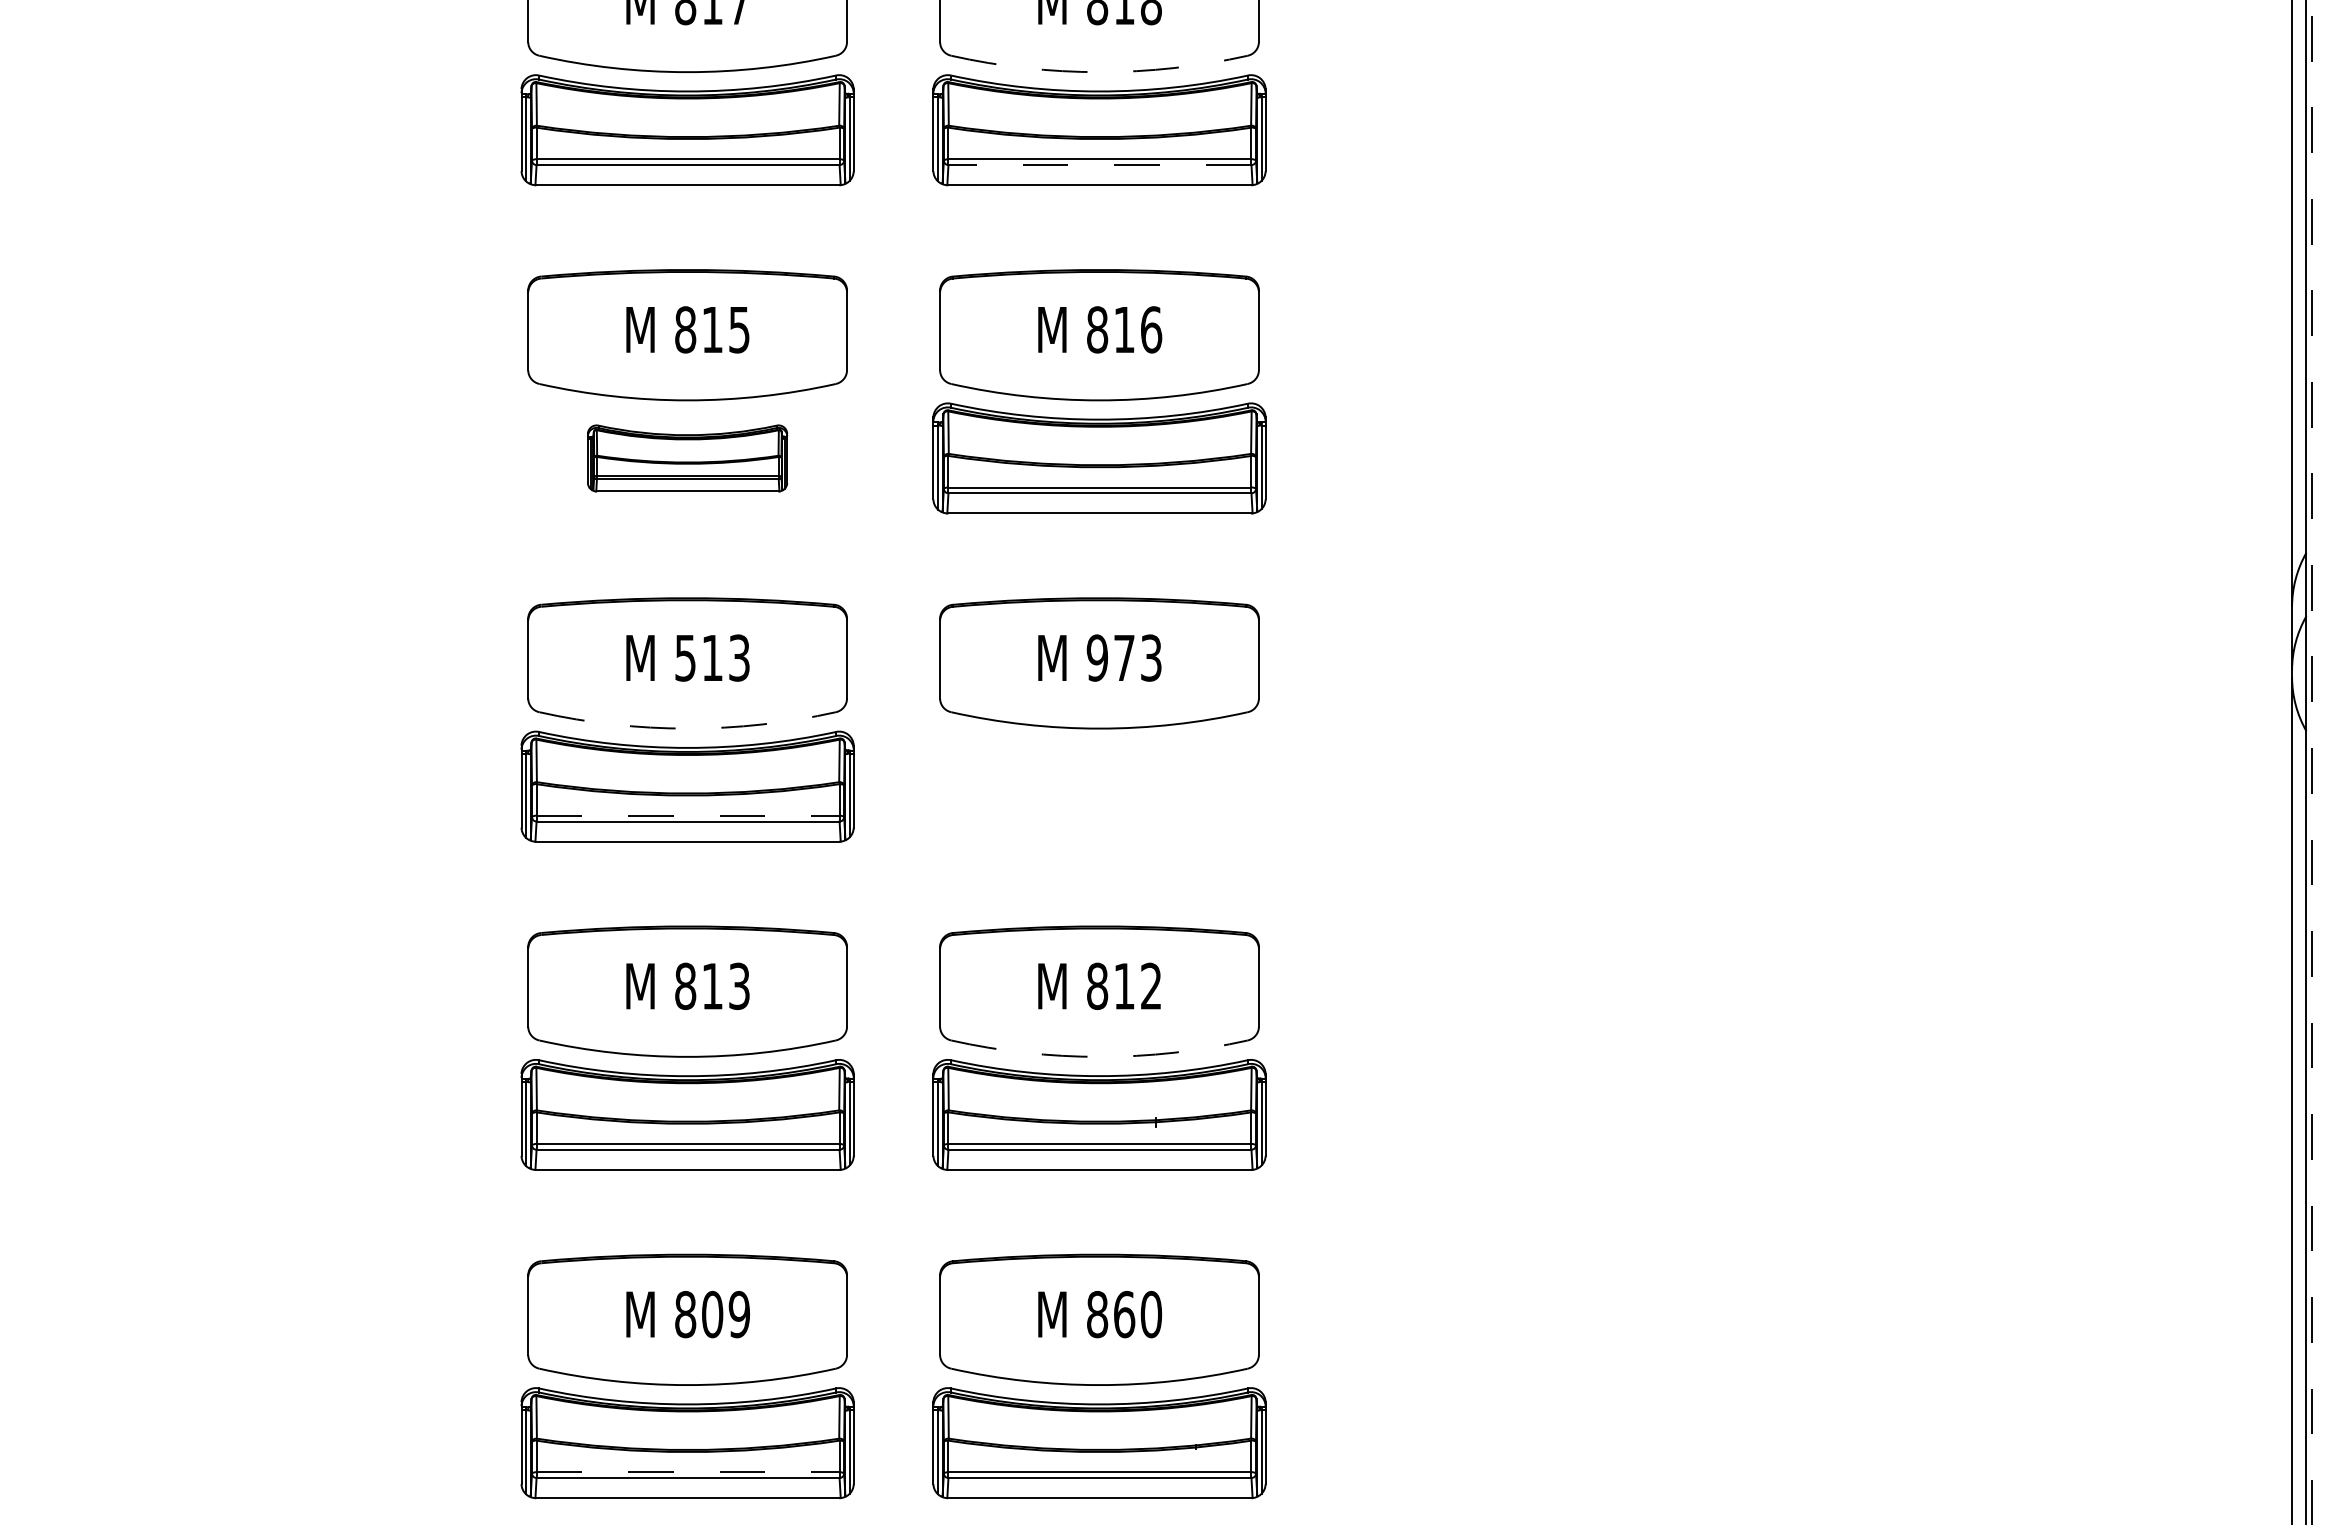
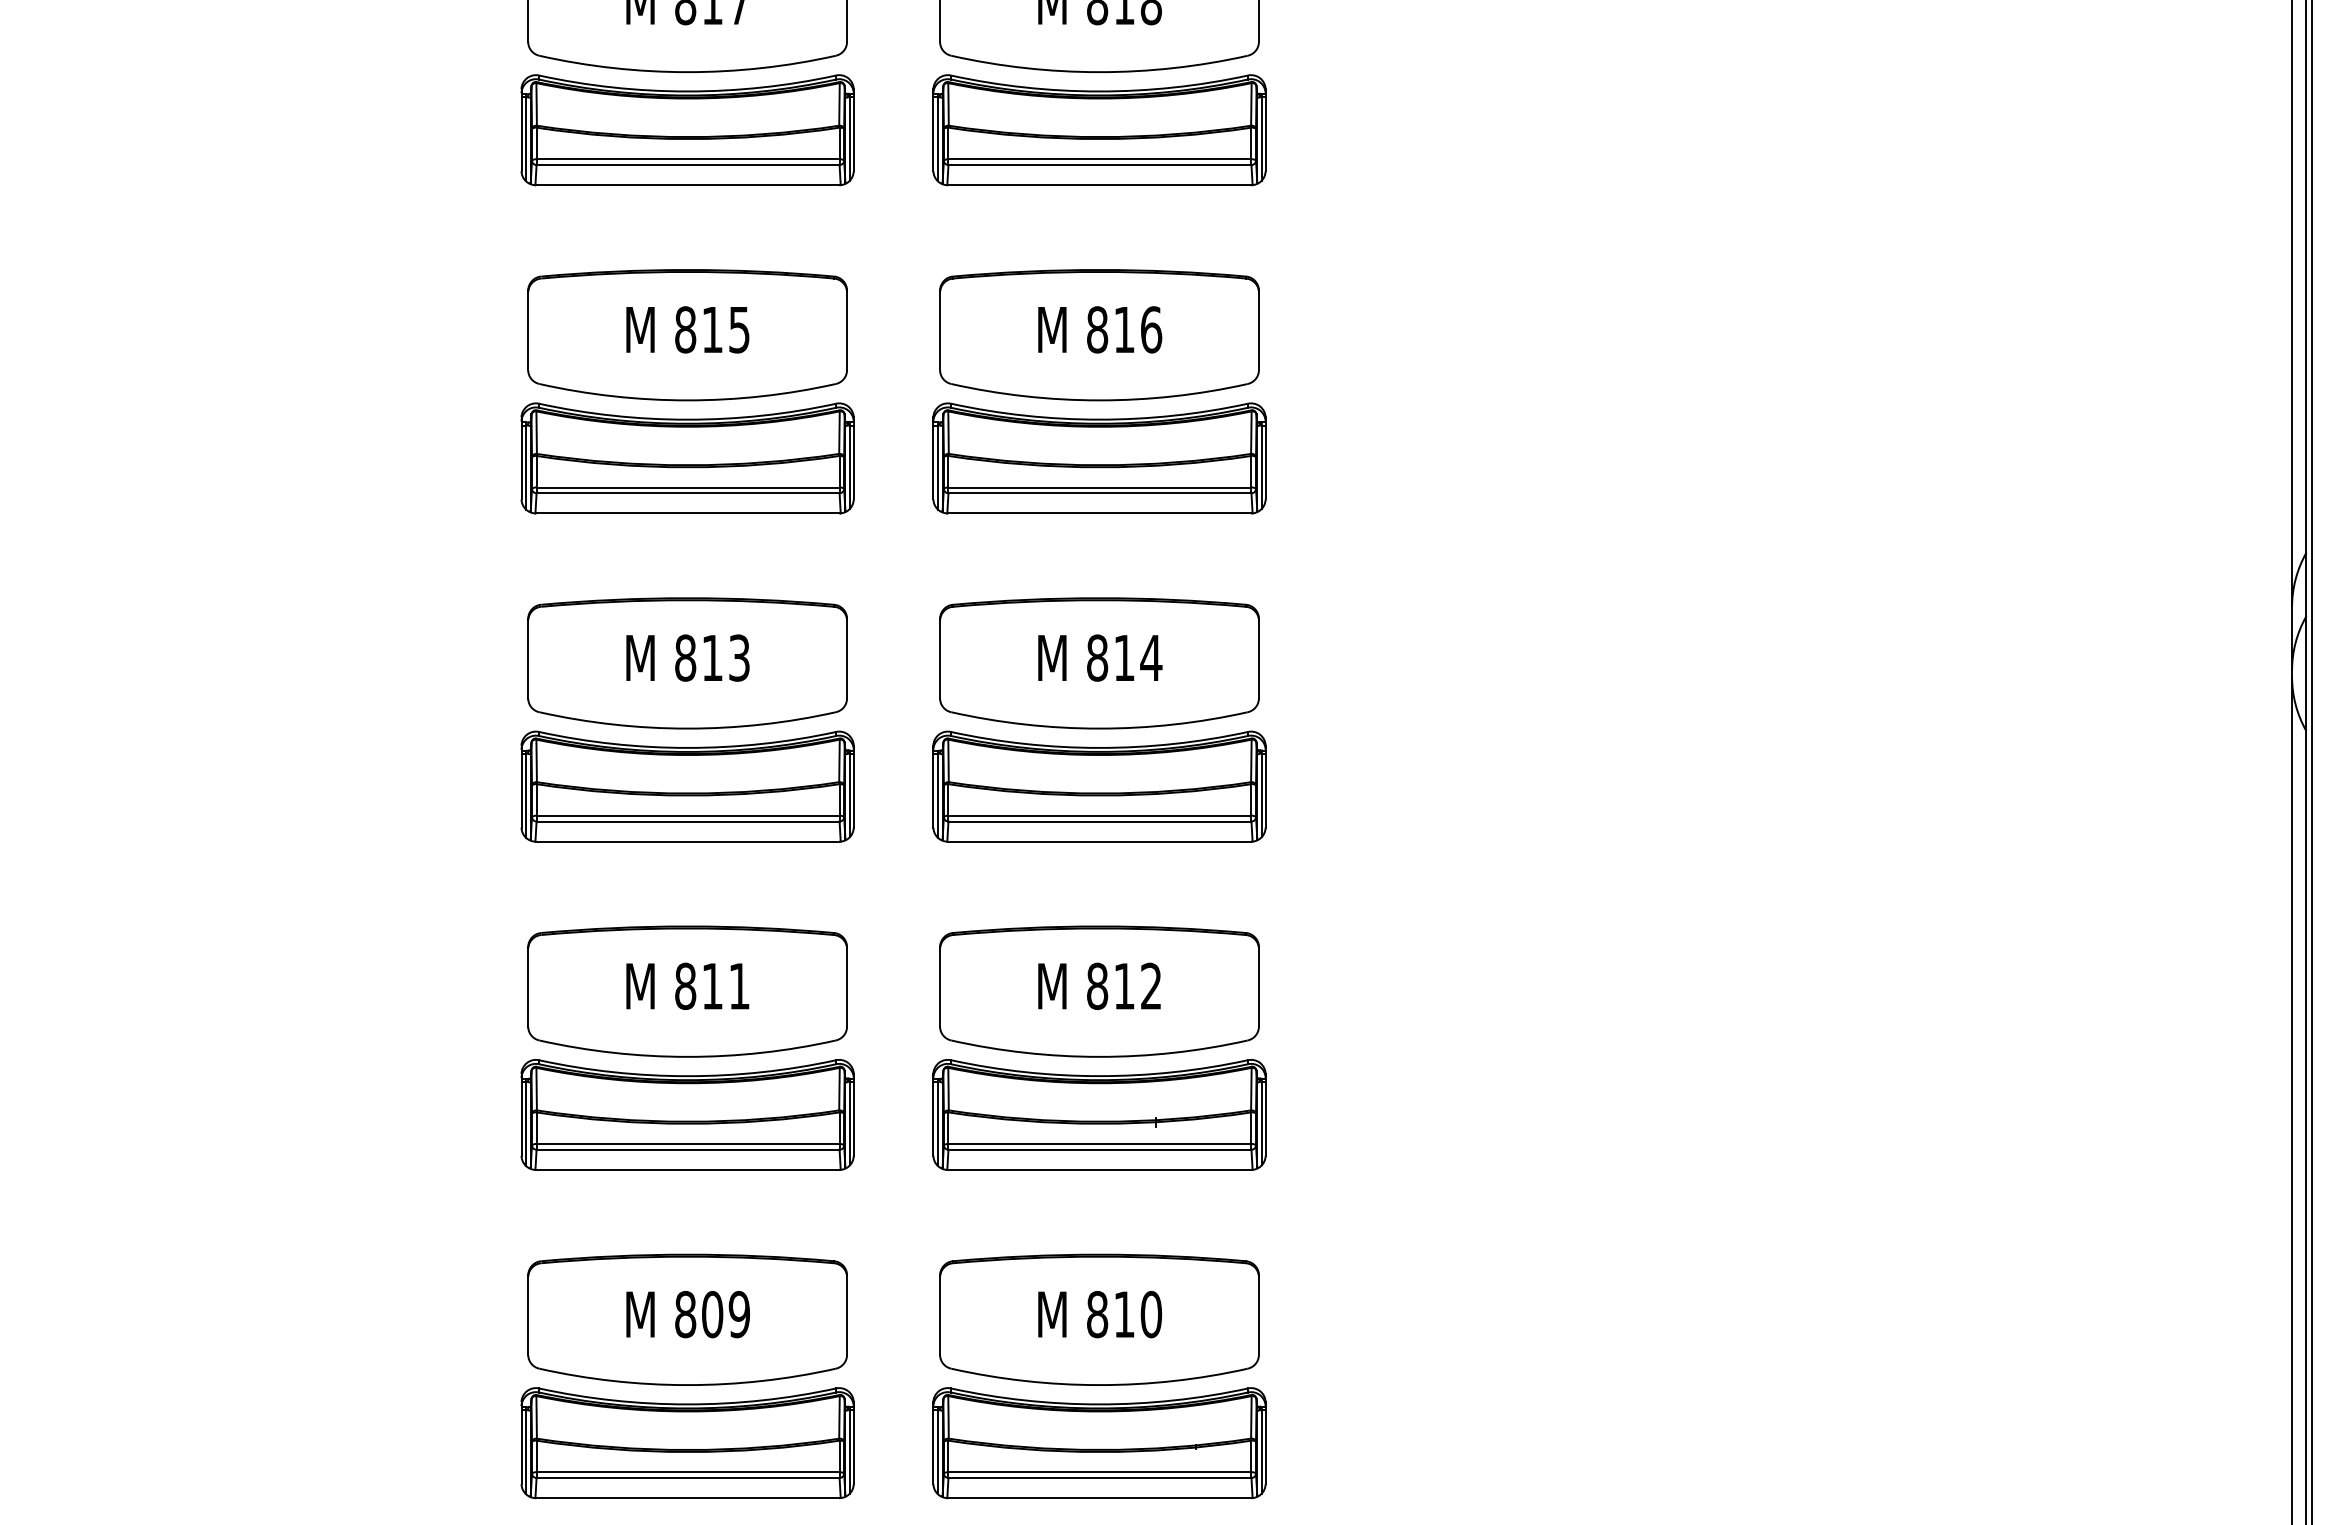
arc: dashed -> solid (1099, 72)
line: dashed -> solid (1099, 165)
part size: 202x69 px -> 335x113 px (687, 458)
text: 513 -> 813 (685, 657)
text: 973 -> 814 (1124, 657)
arc: dashed -> solid (687, 728)
line: dashed -> solid (2311, 762)
part: none -> present (1099, 786)
line: dashed -> solid (688, 815)
text: 813 -> 811 (739, 986)
arc: dashed -> solid (1099, 1056)
text: 860 -> 810 (1124, 1314)
line: dashed -> solid (688, 1472)
